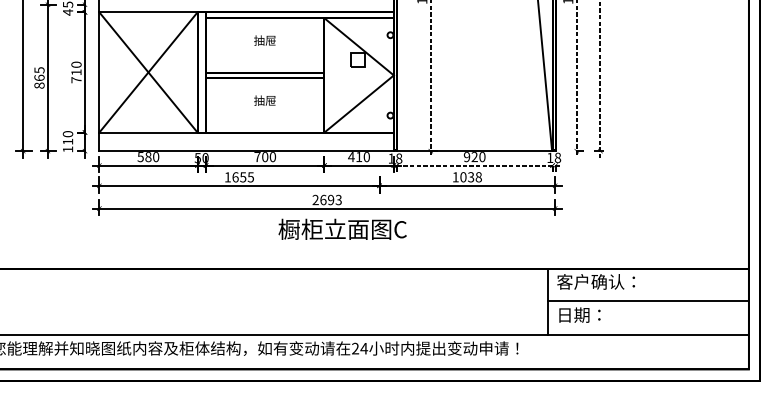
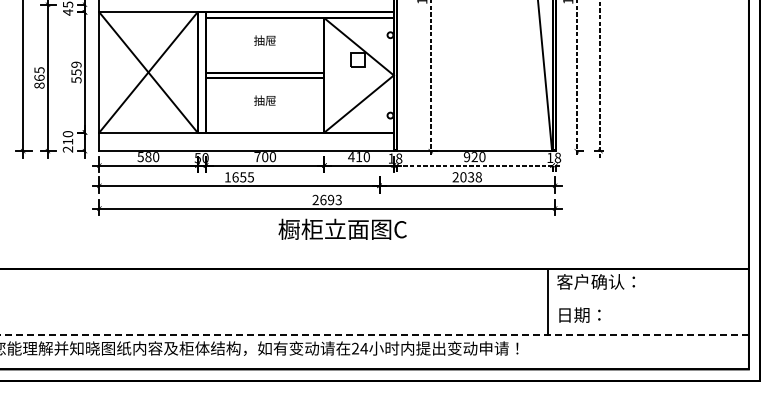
text: 710 -> 559 (76, 72)
text: 110 -> 210 (67, 149)
text: 1038 -> 2038 (455, 177)
line: present -> none (647, 301)
line: solid -> dashed (374, 335)
